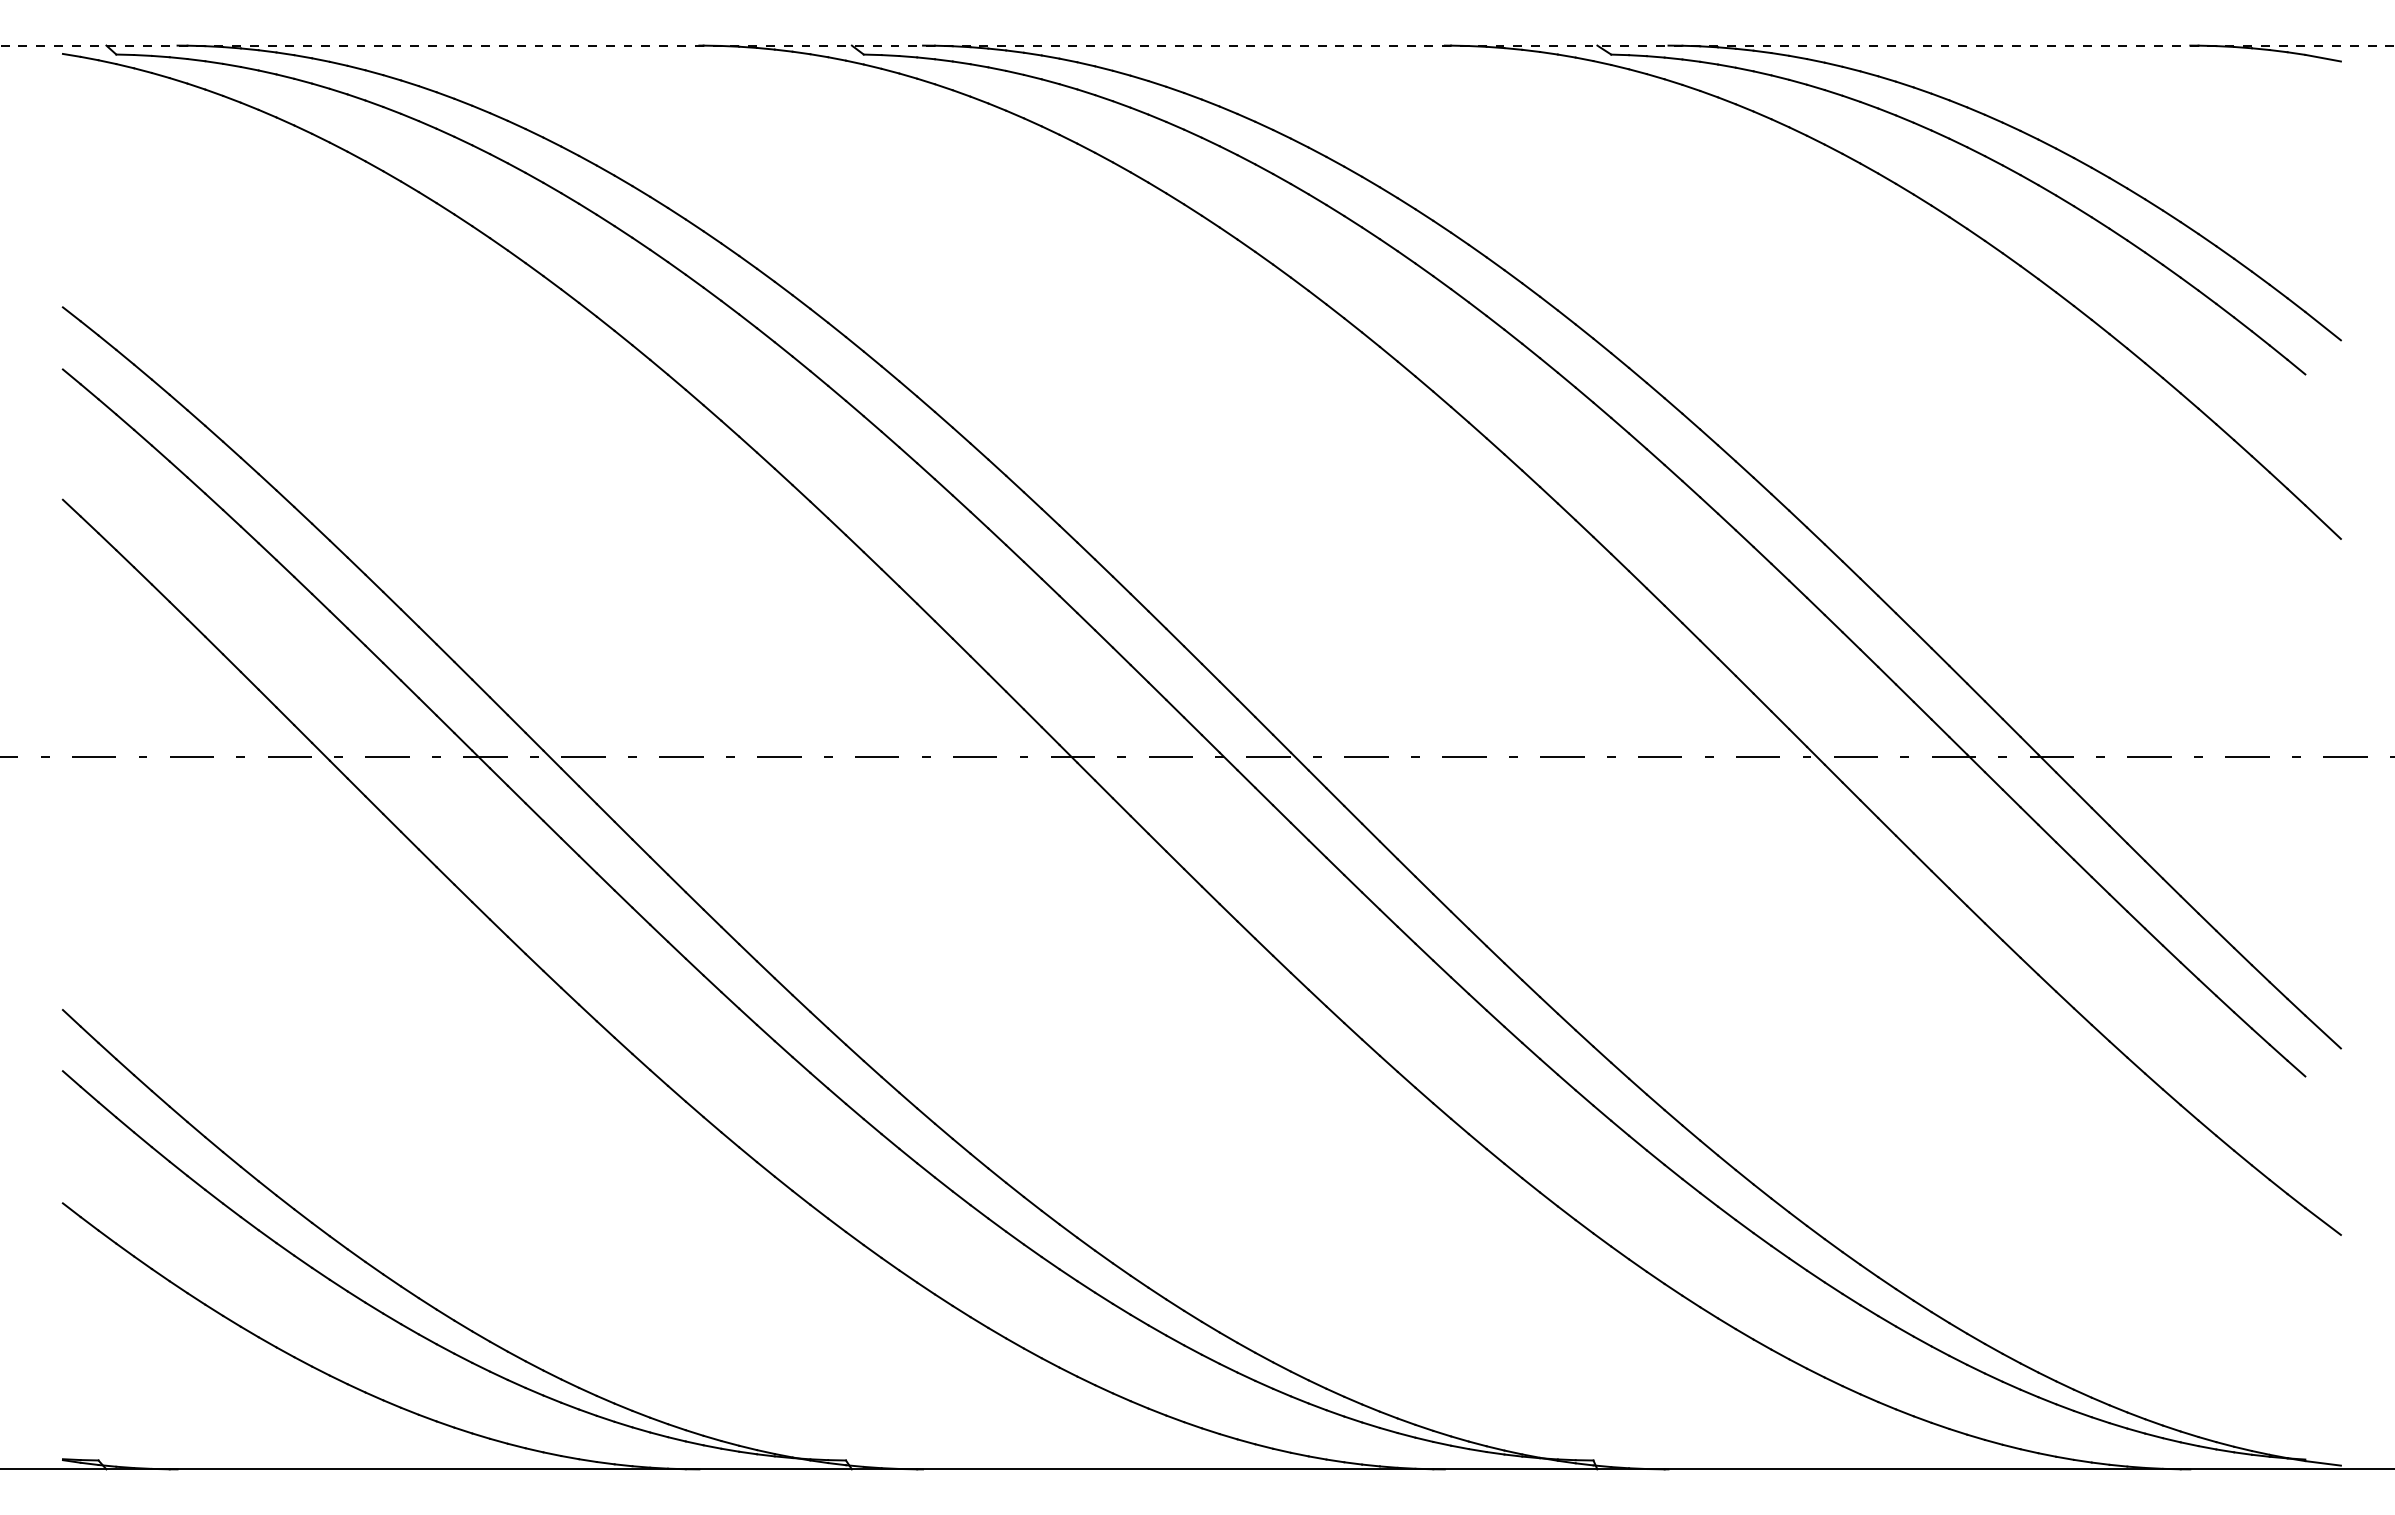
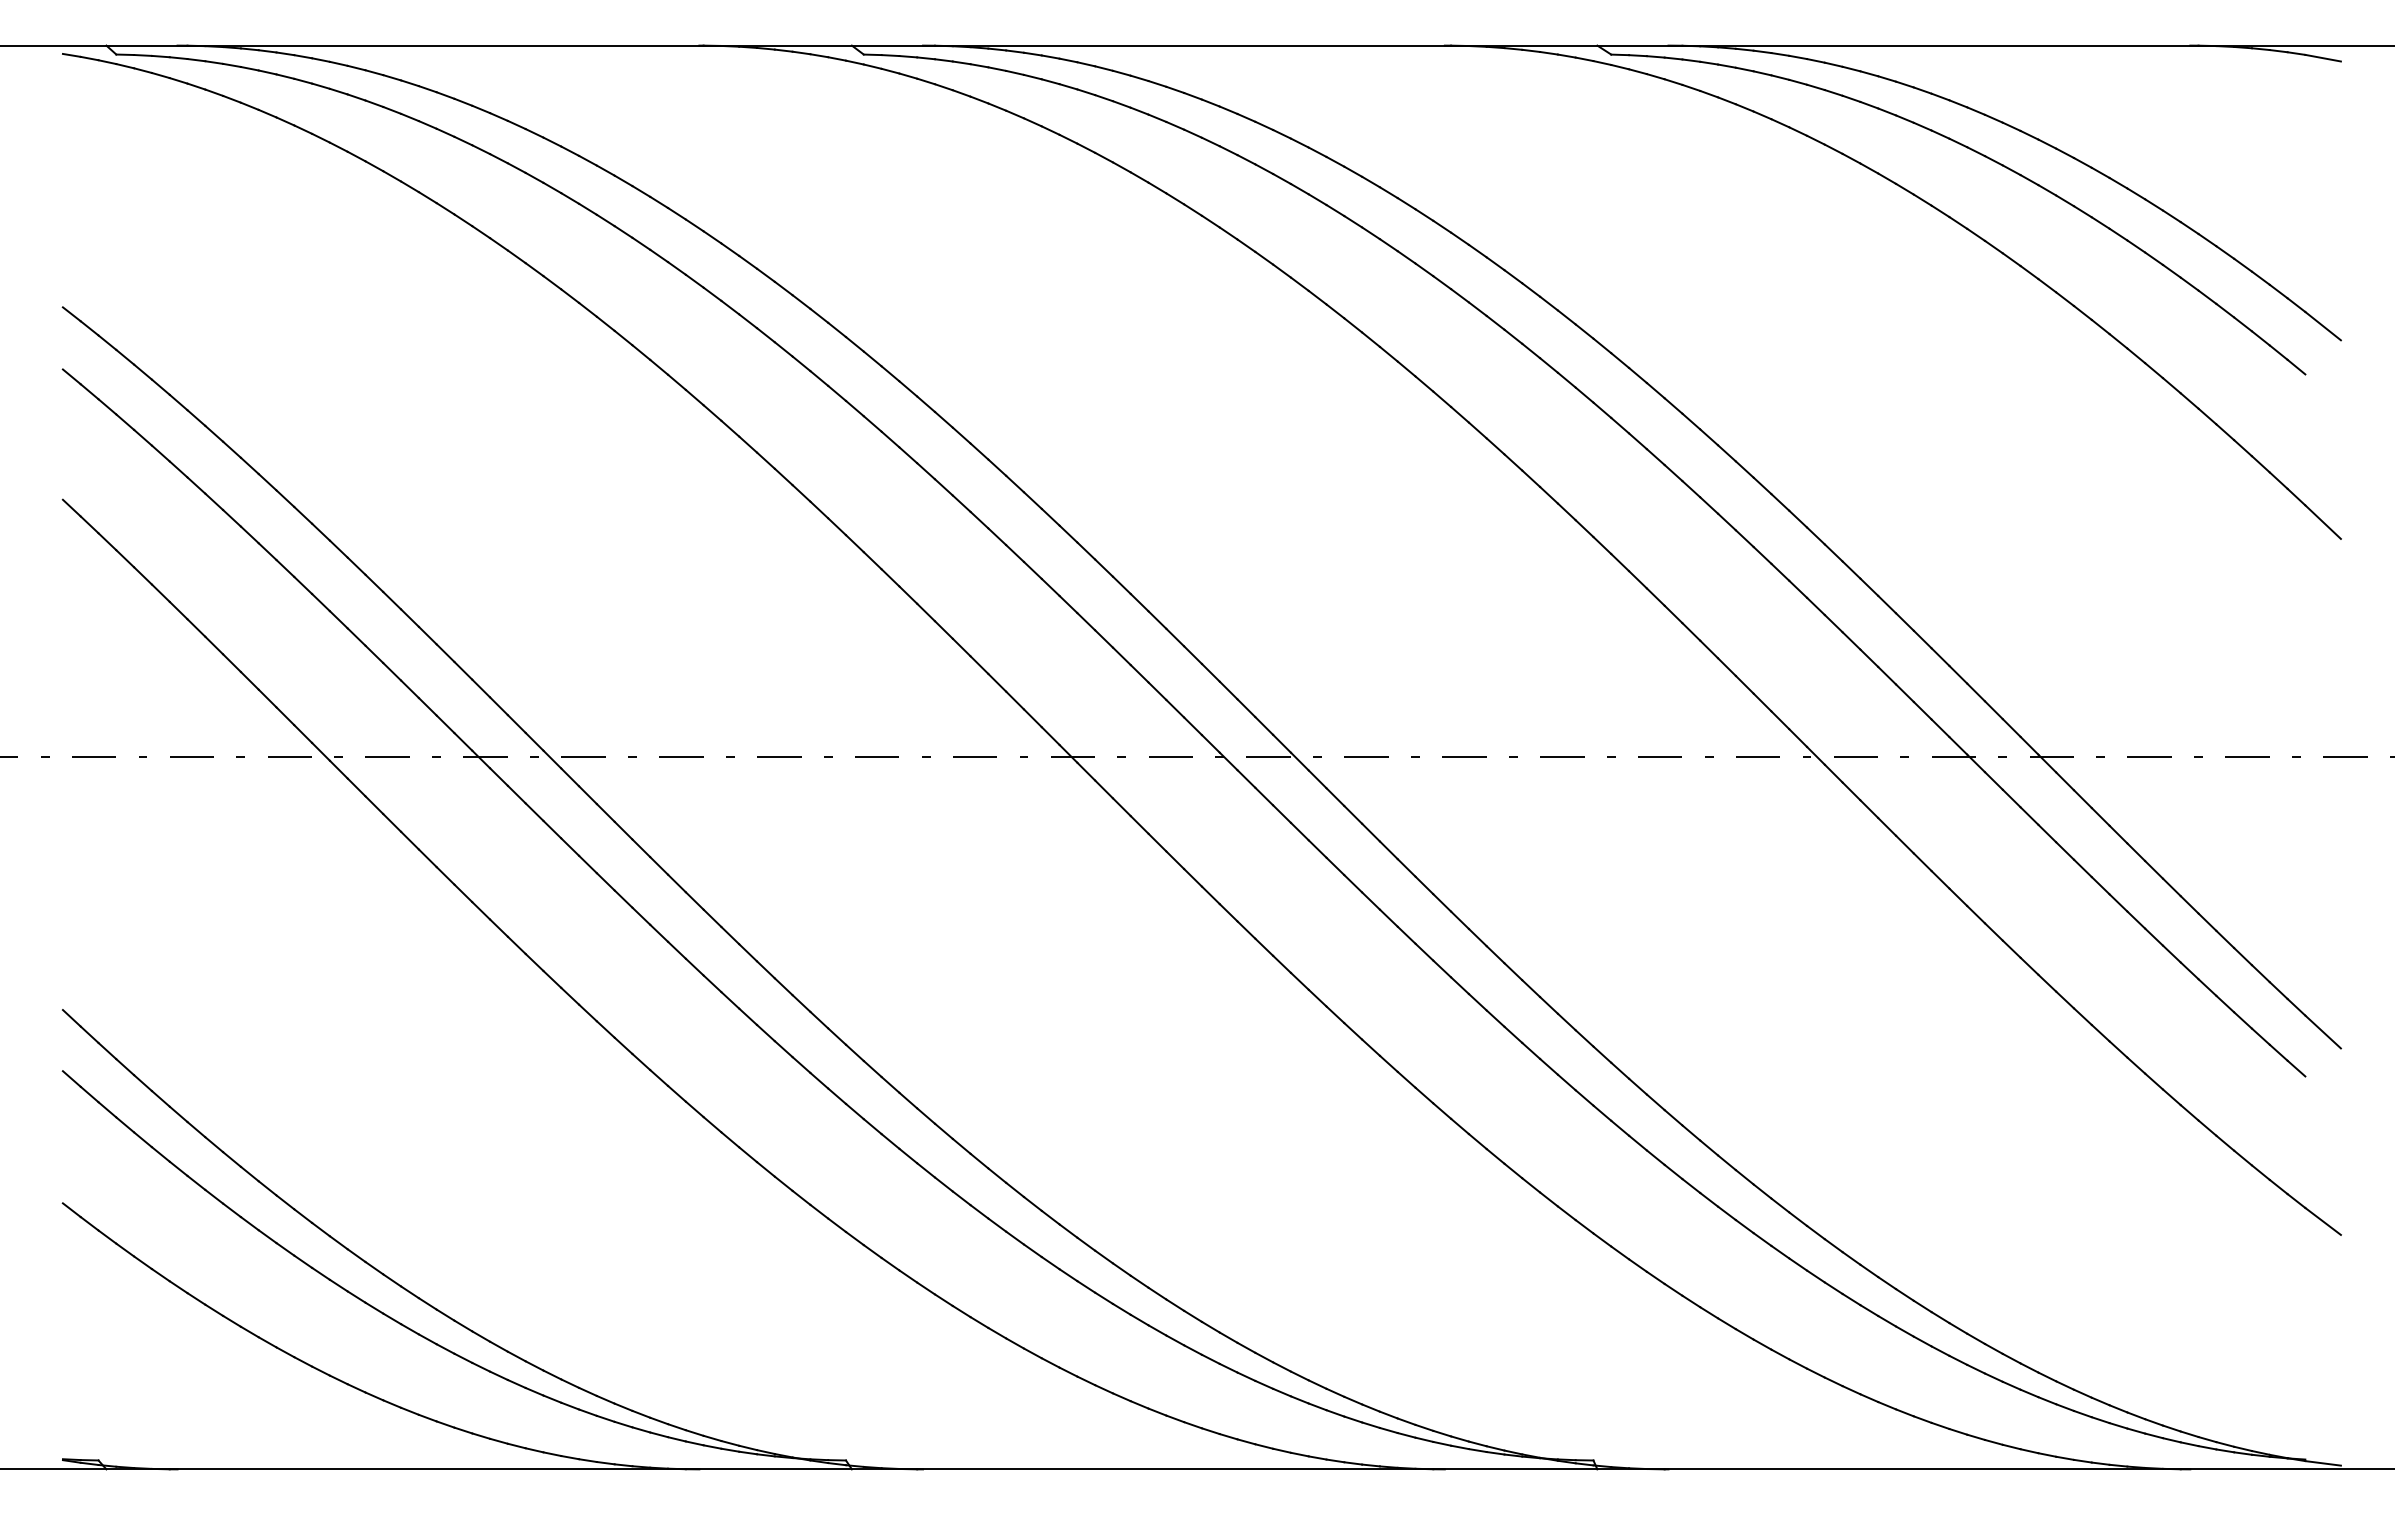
line: dashed -> solid (1197, 45)
